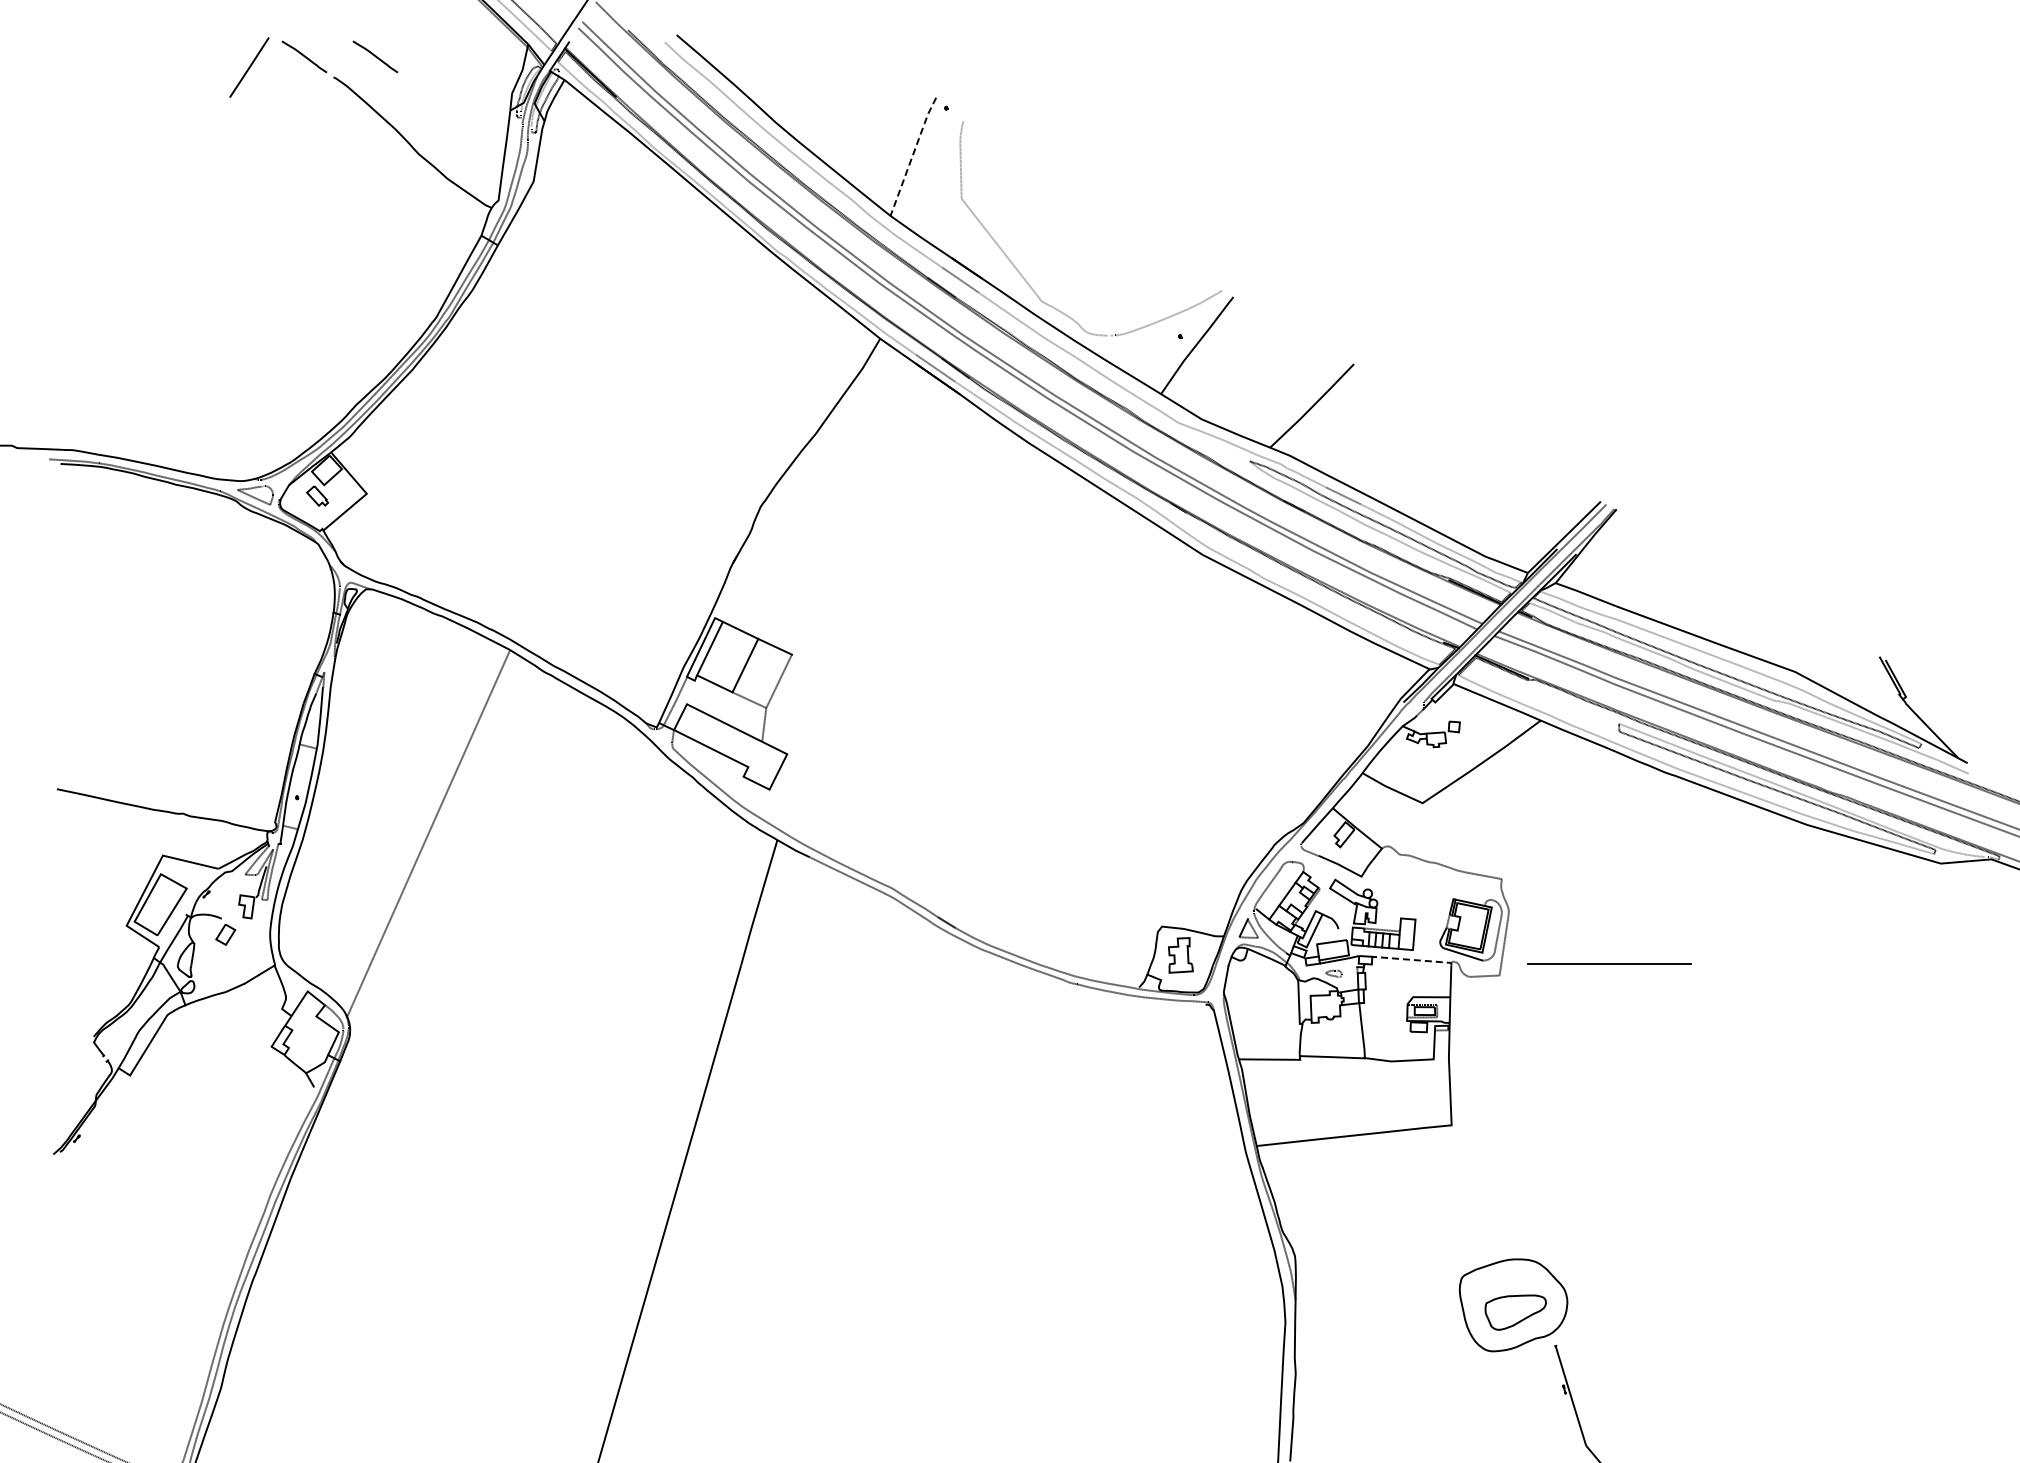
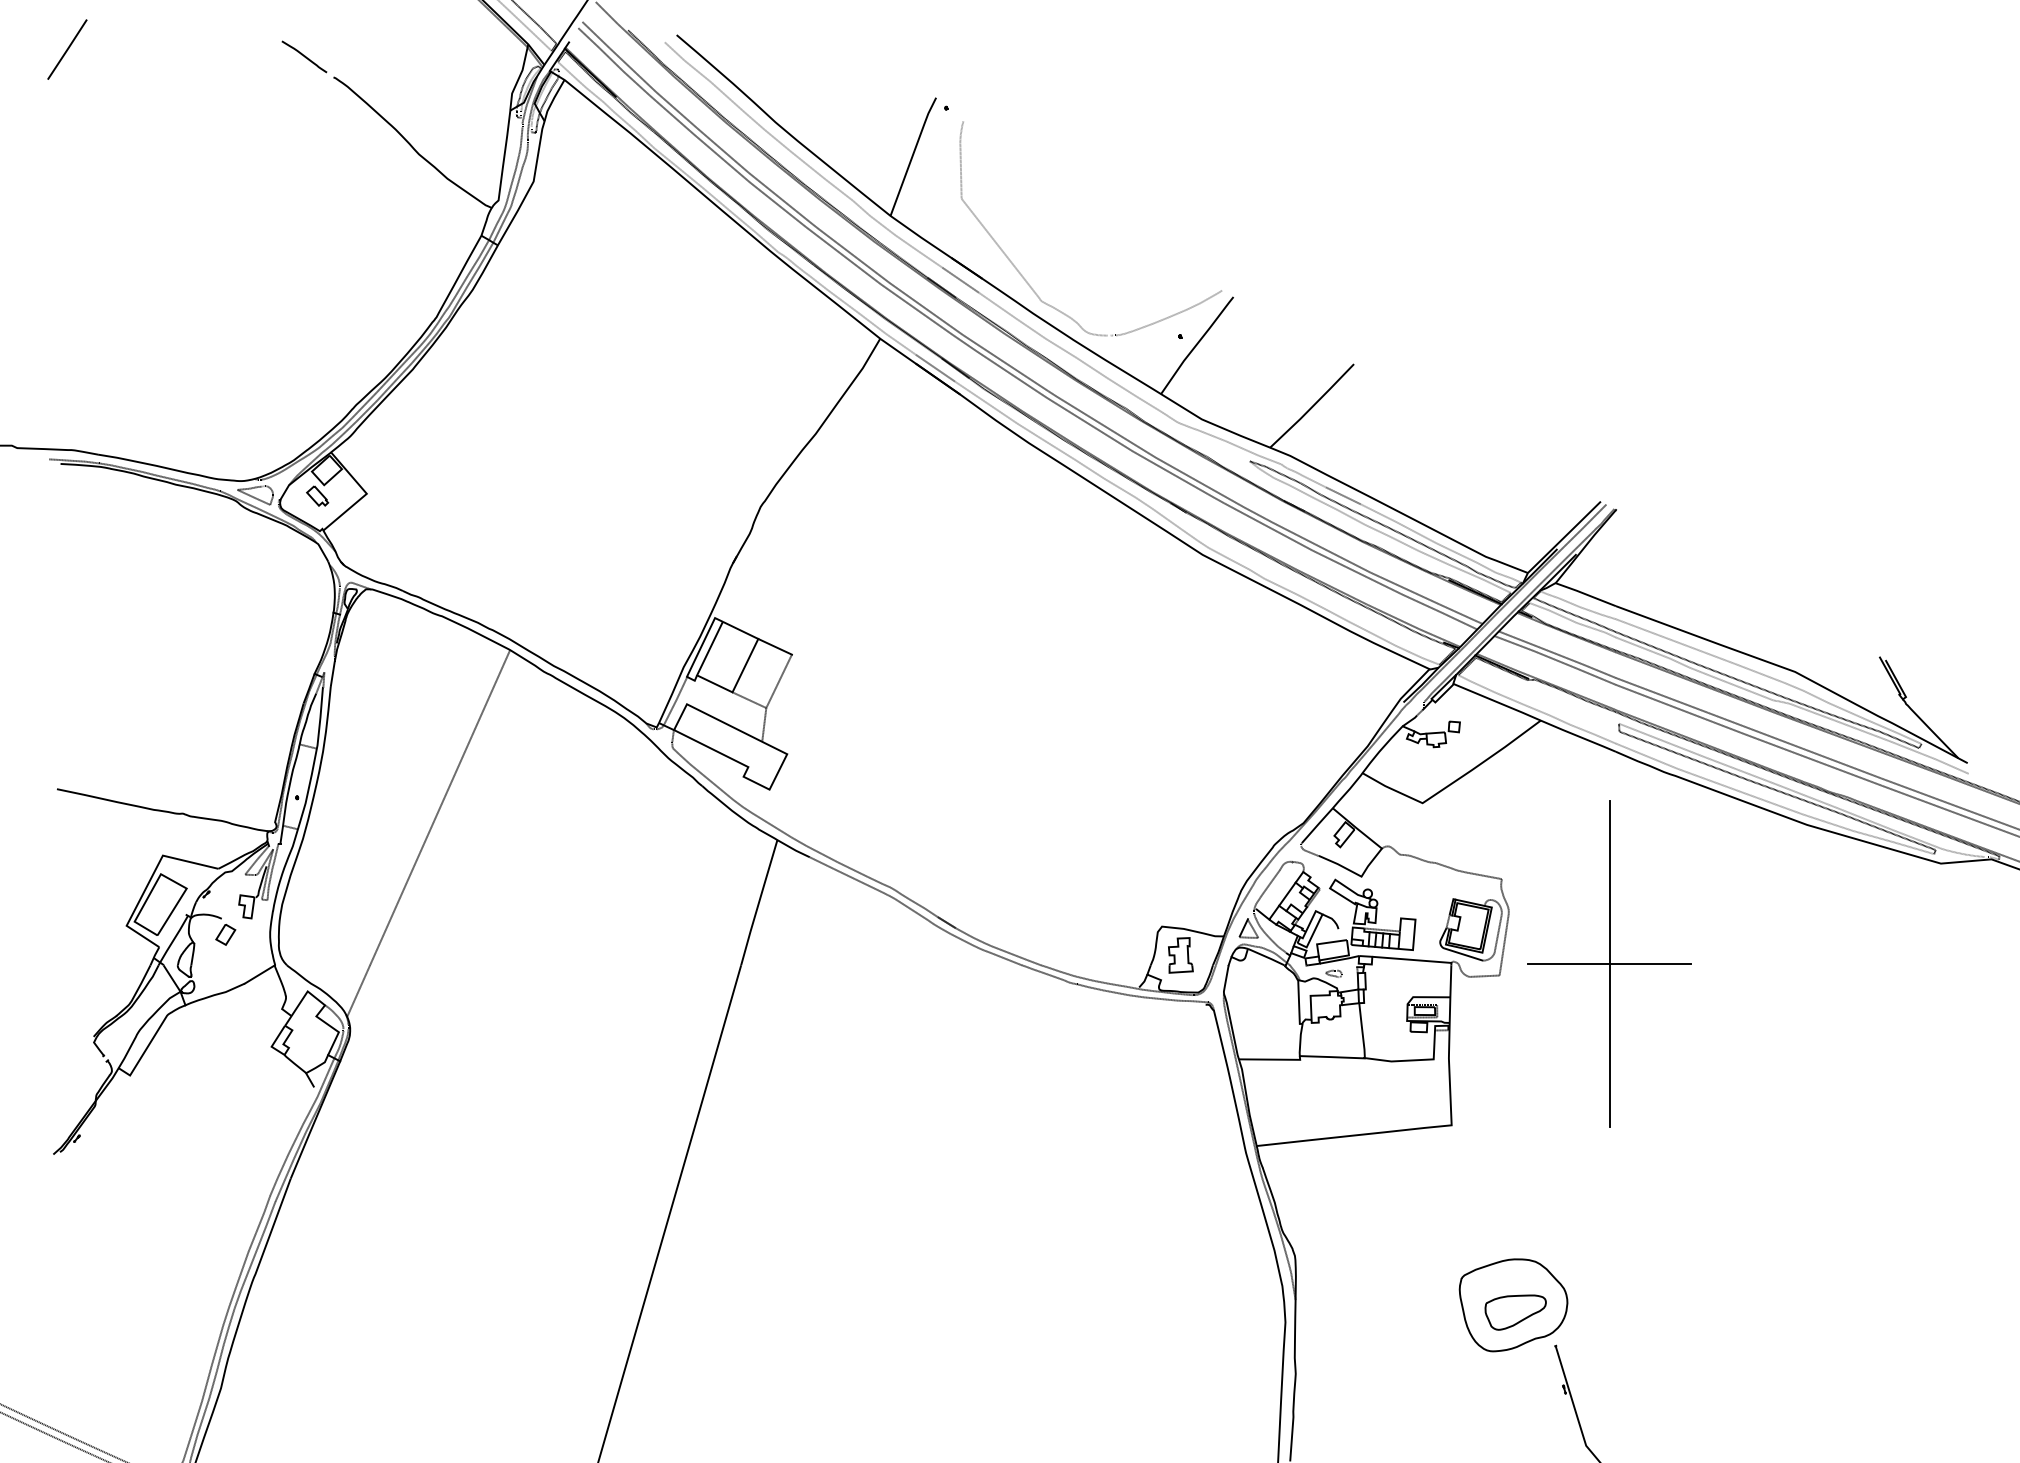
curve: present -> none (375, 56)
line position: (249, 67) -> (67, 49) (67, 49)
line: dashed -> solid (912, 155)
line: dashed -> solid (1413, 960)
line: none -> present (1609, 963)
